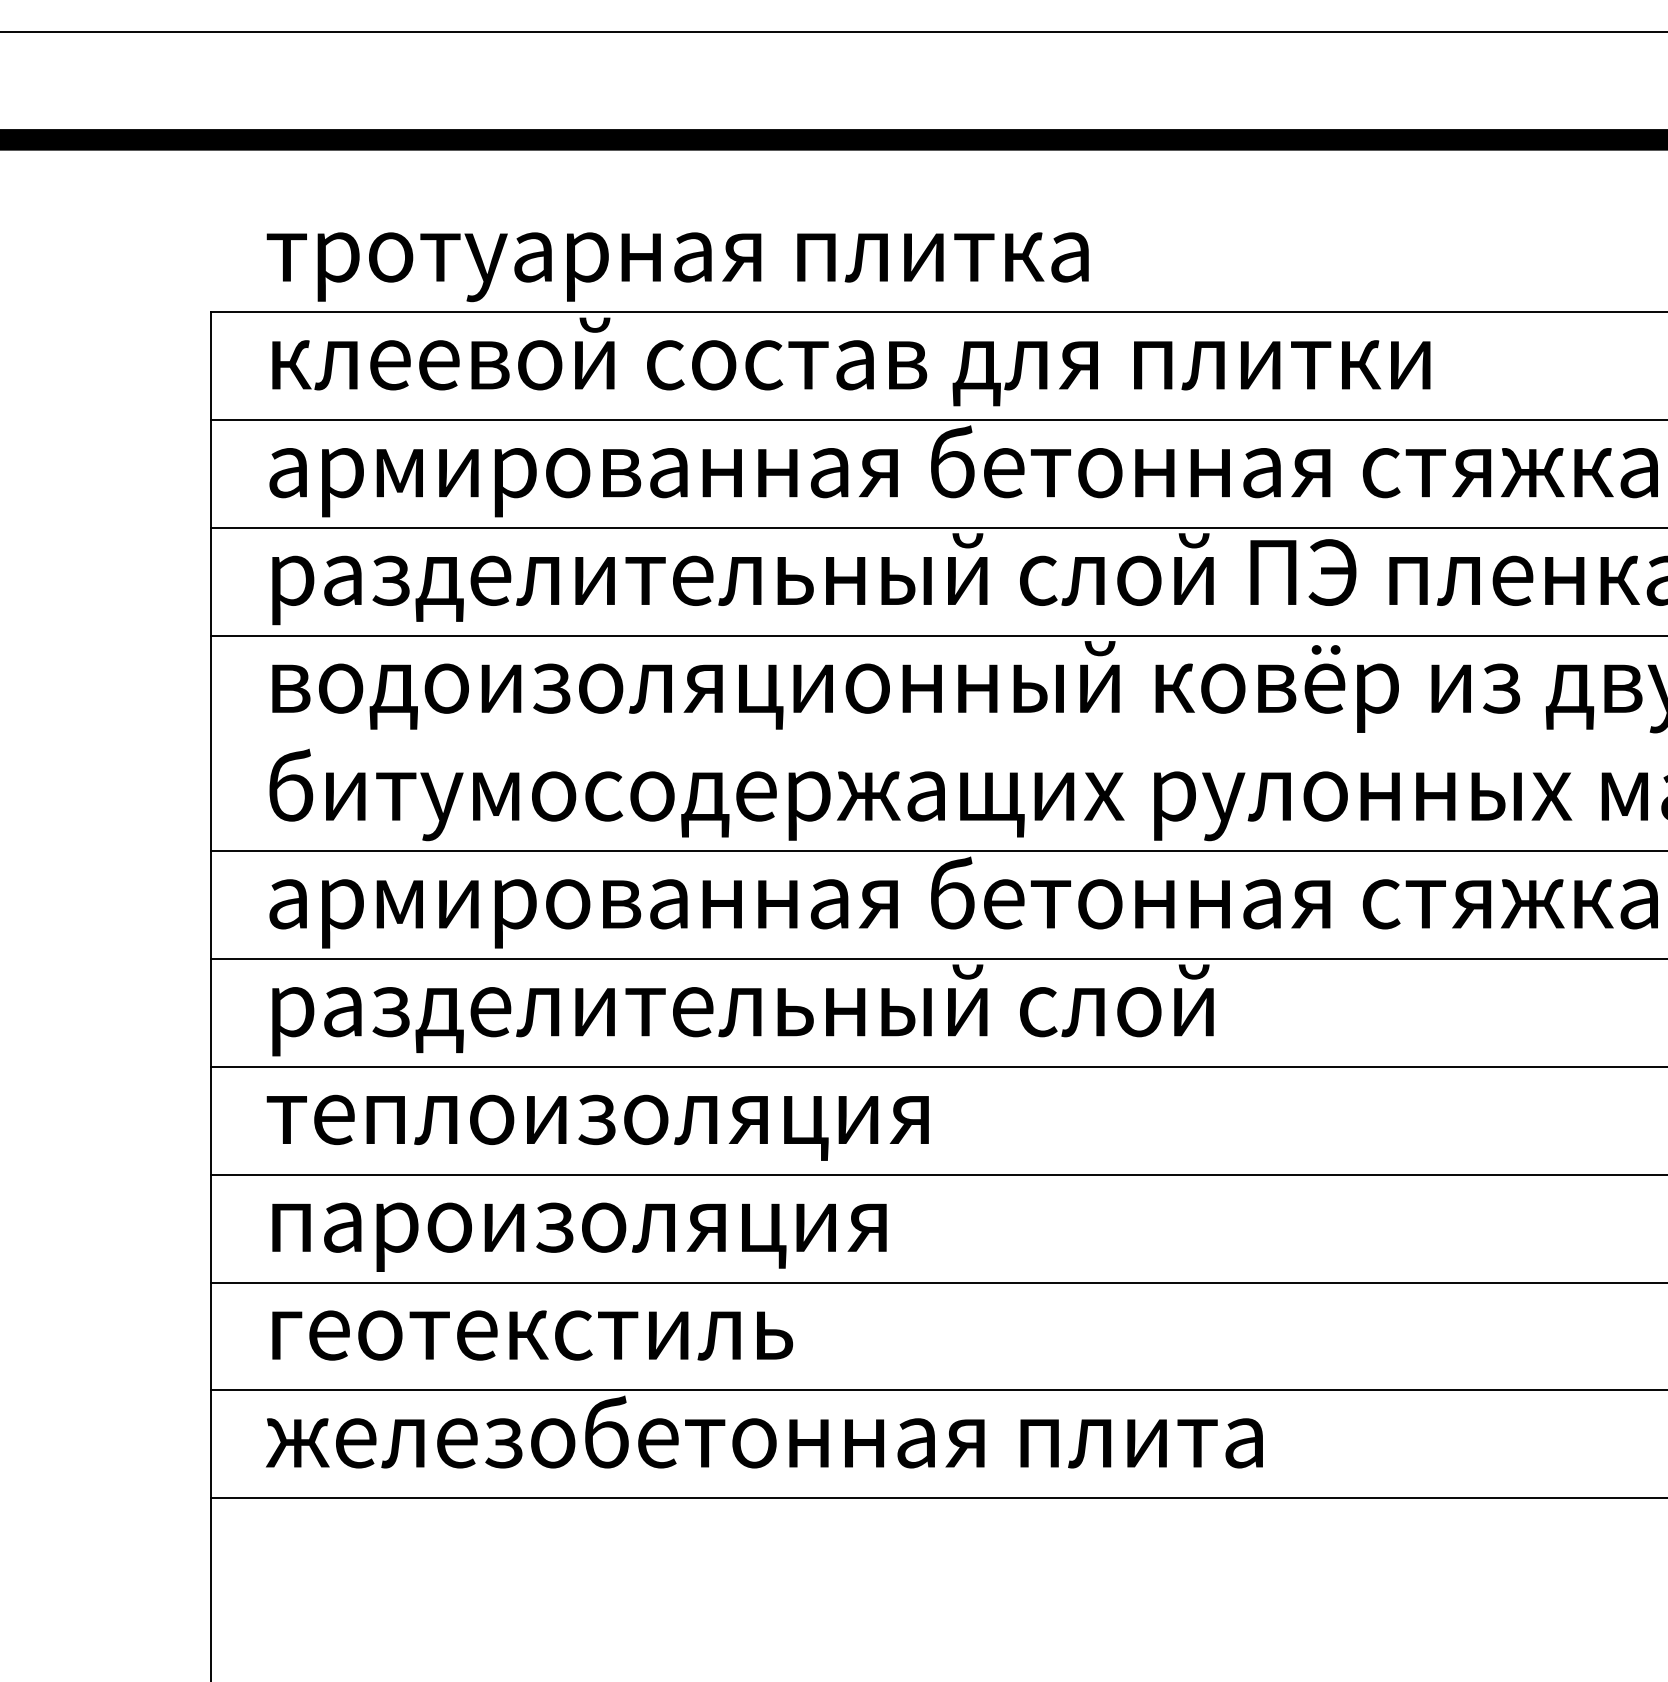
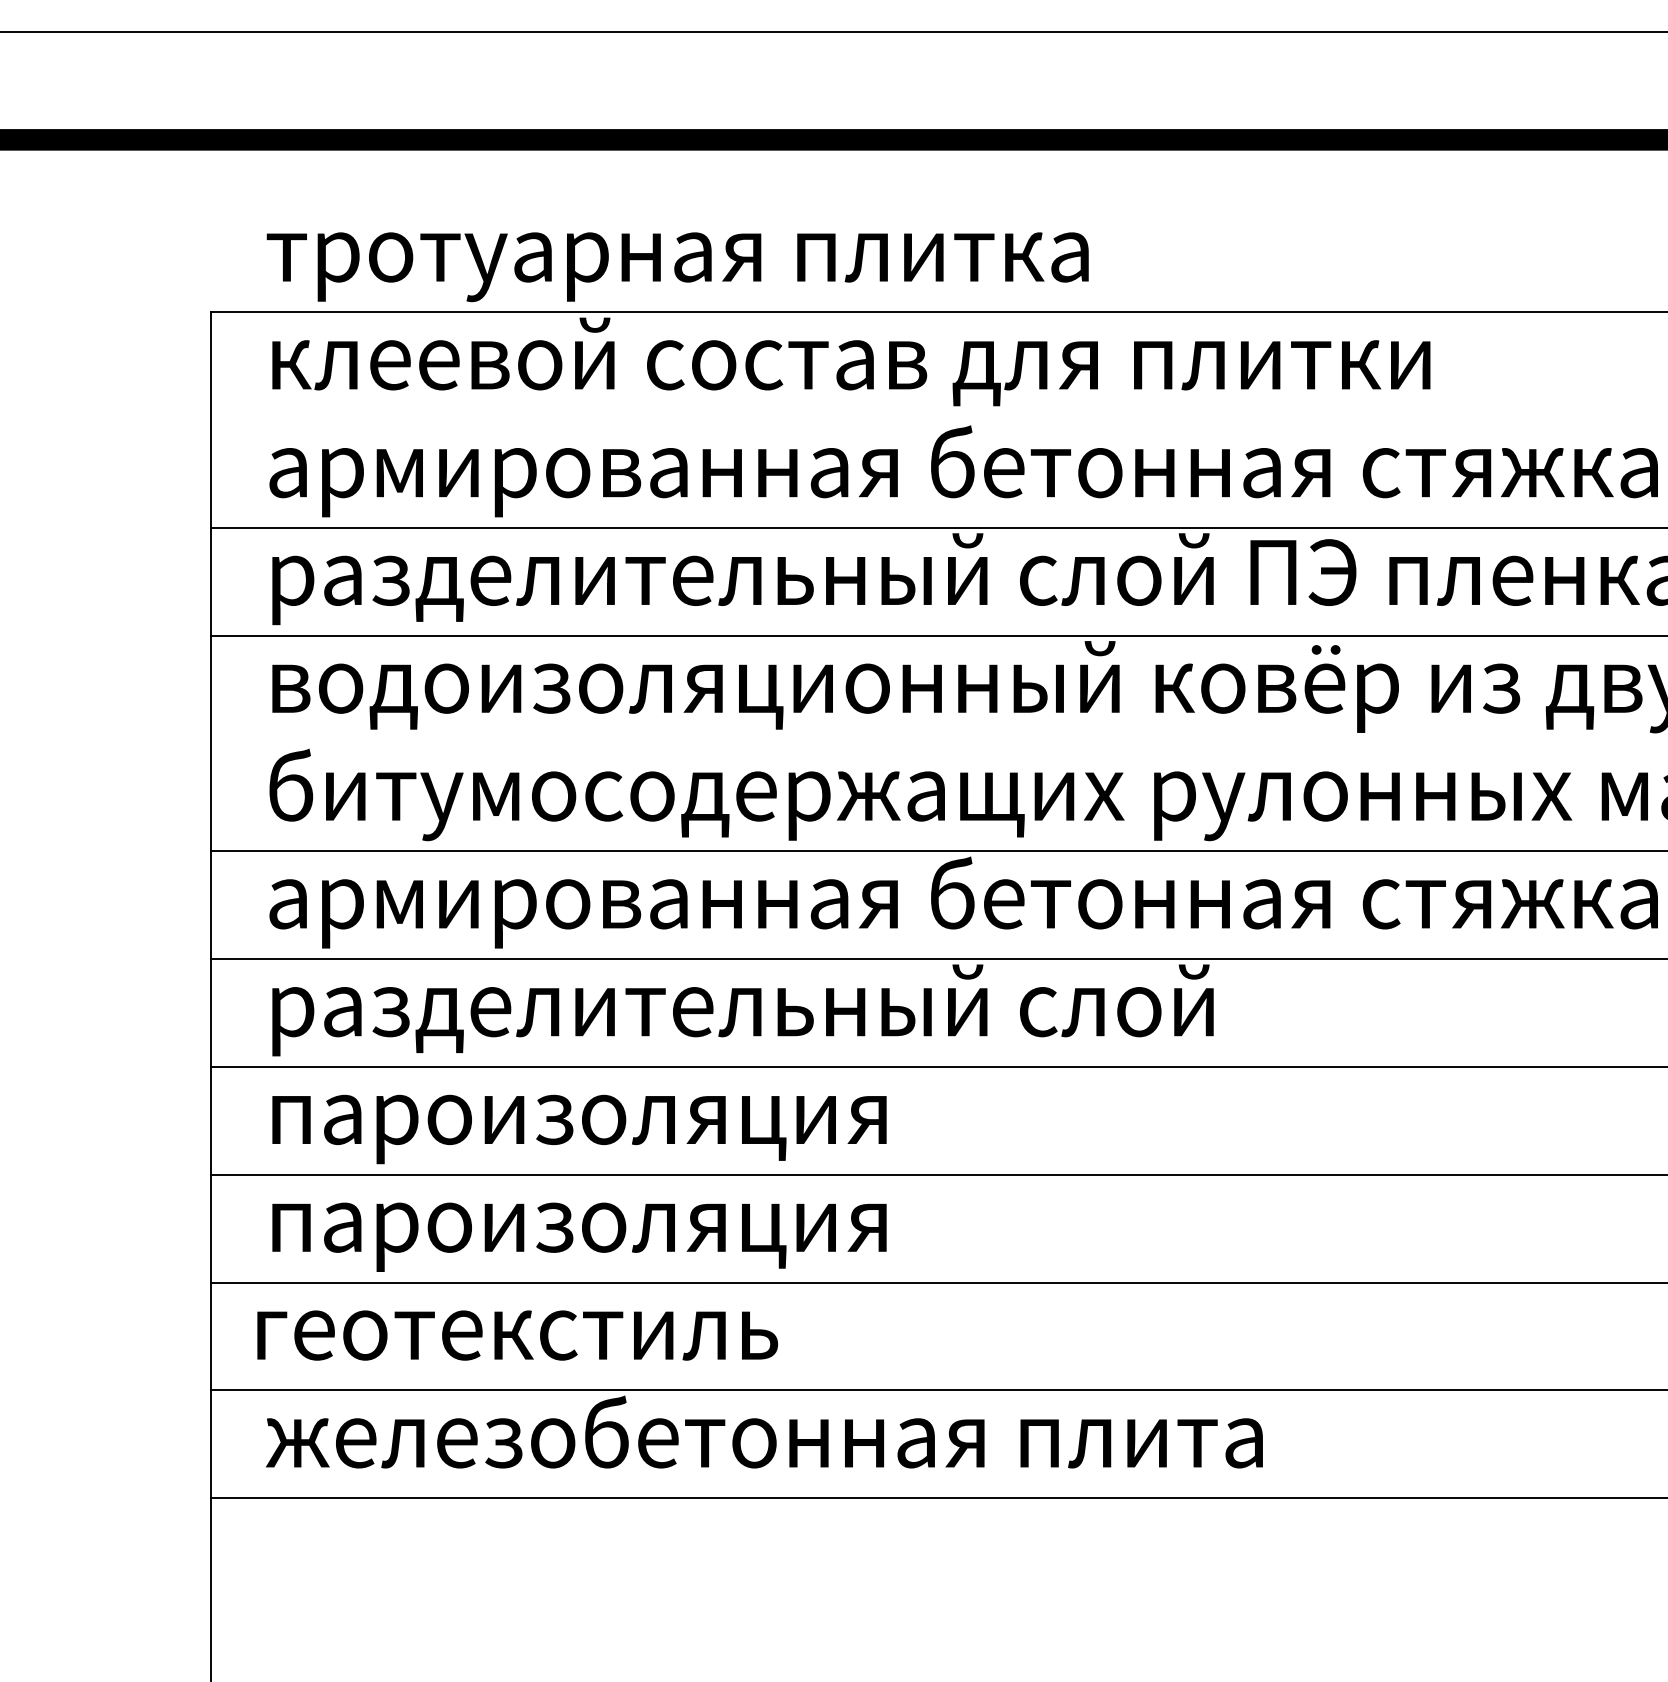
line: present -> none (937, 420)
text: теплоизоляция -> пароизоляция (597, 1129)
text position: (532, 1335) -> (517, 1335) (517, 1335)
